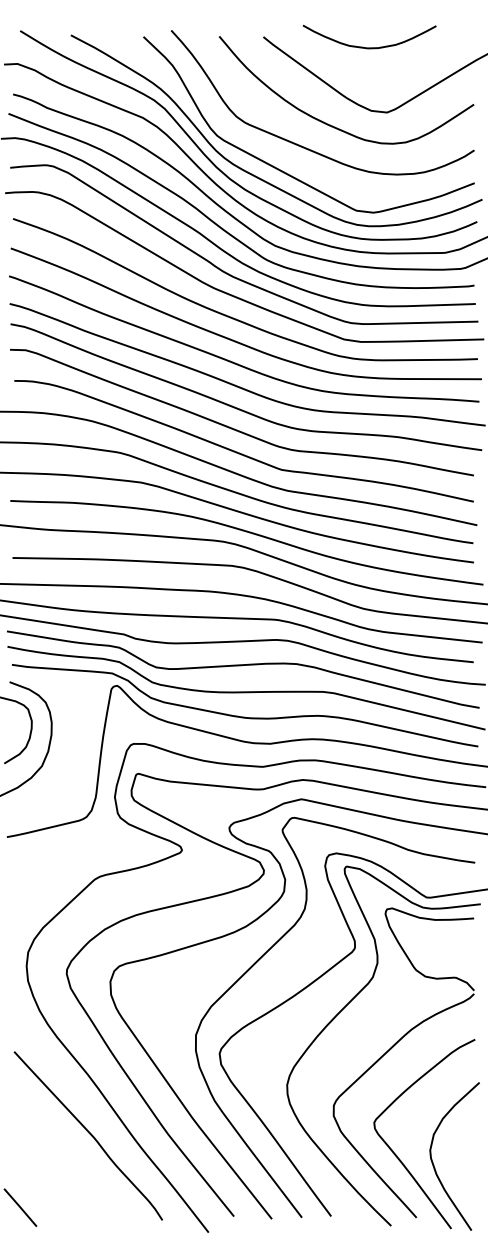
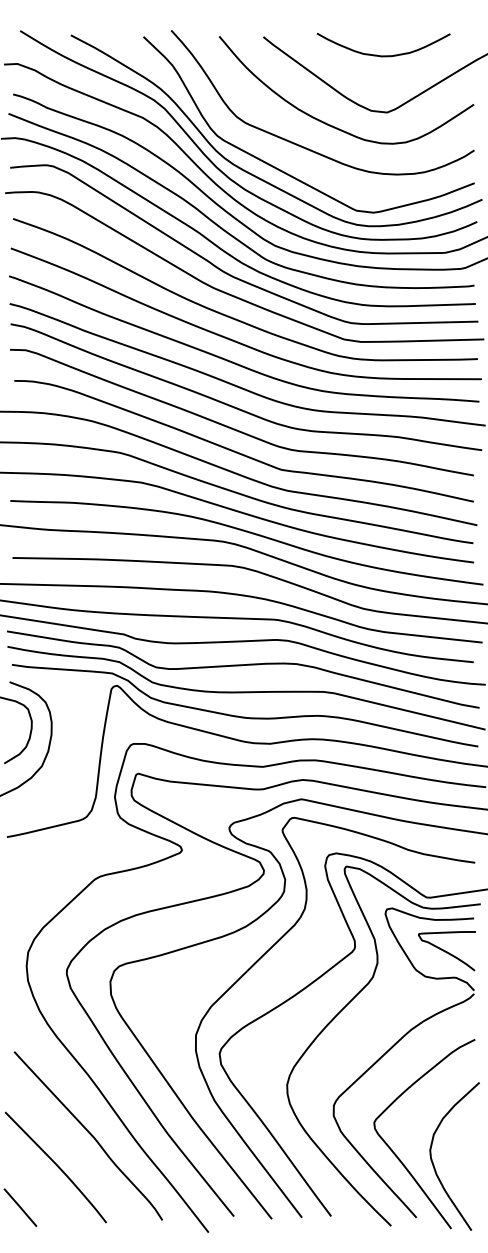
curve position: (369, 47) -> (383, 55) (383, 55)
curve: none -> present (446, 951)
curve: none -> present (56, 1166)
